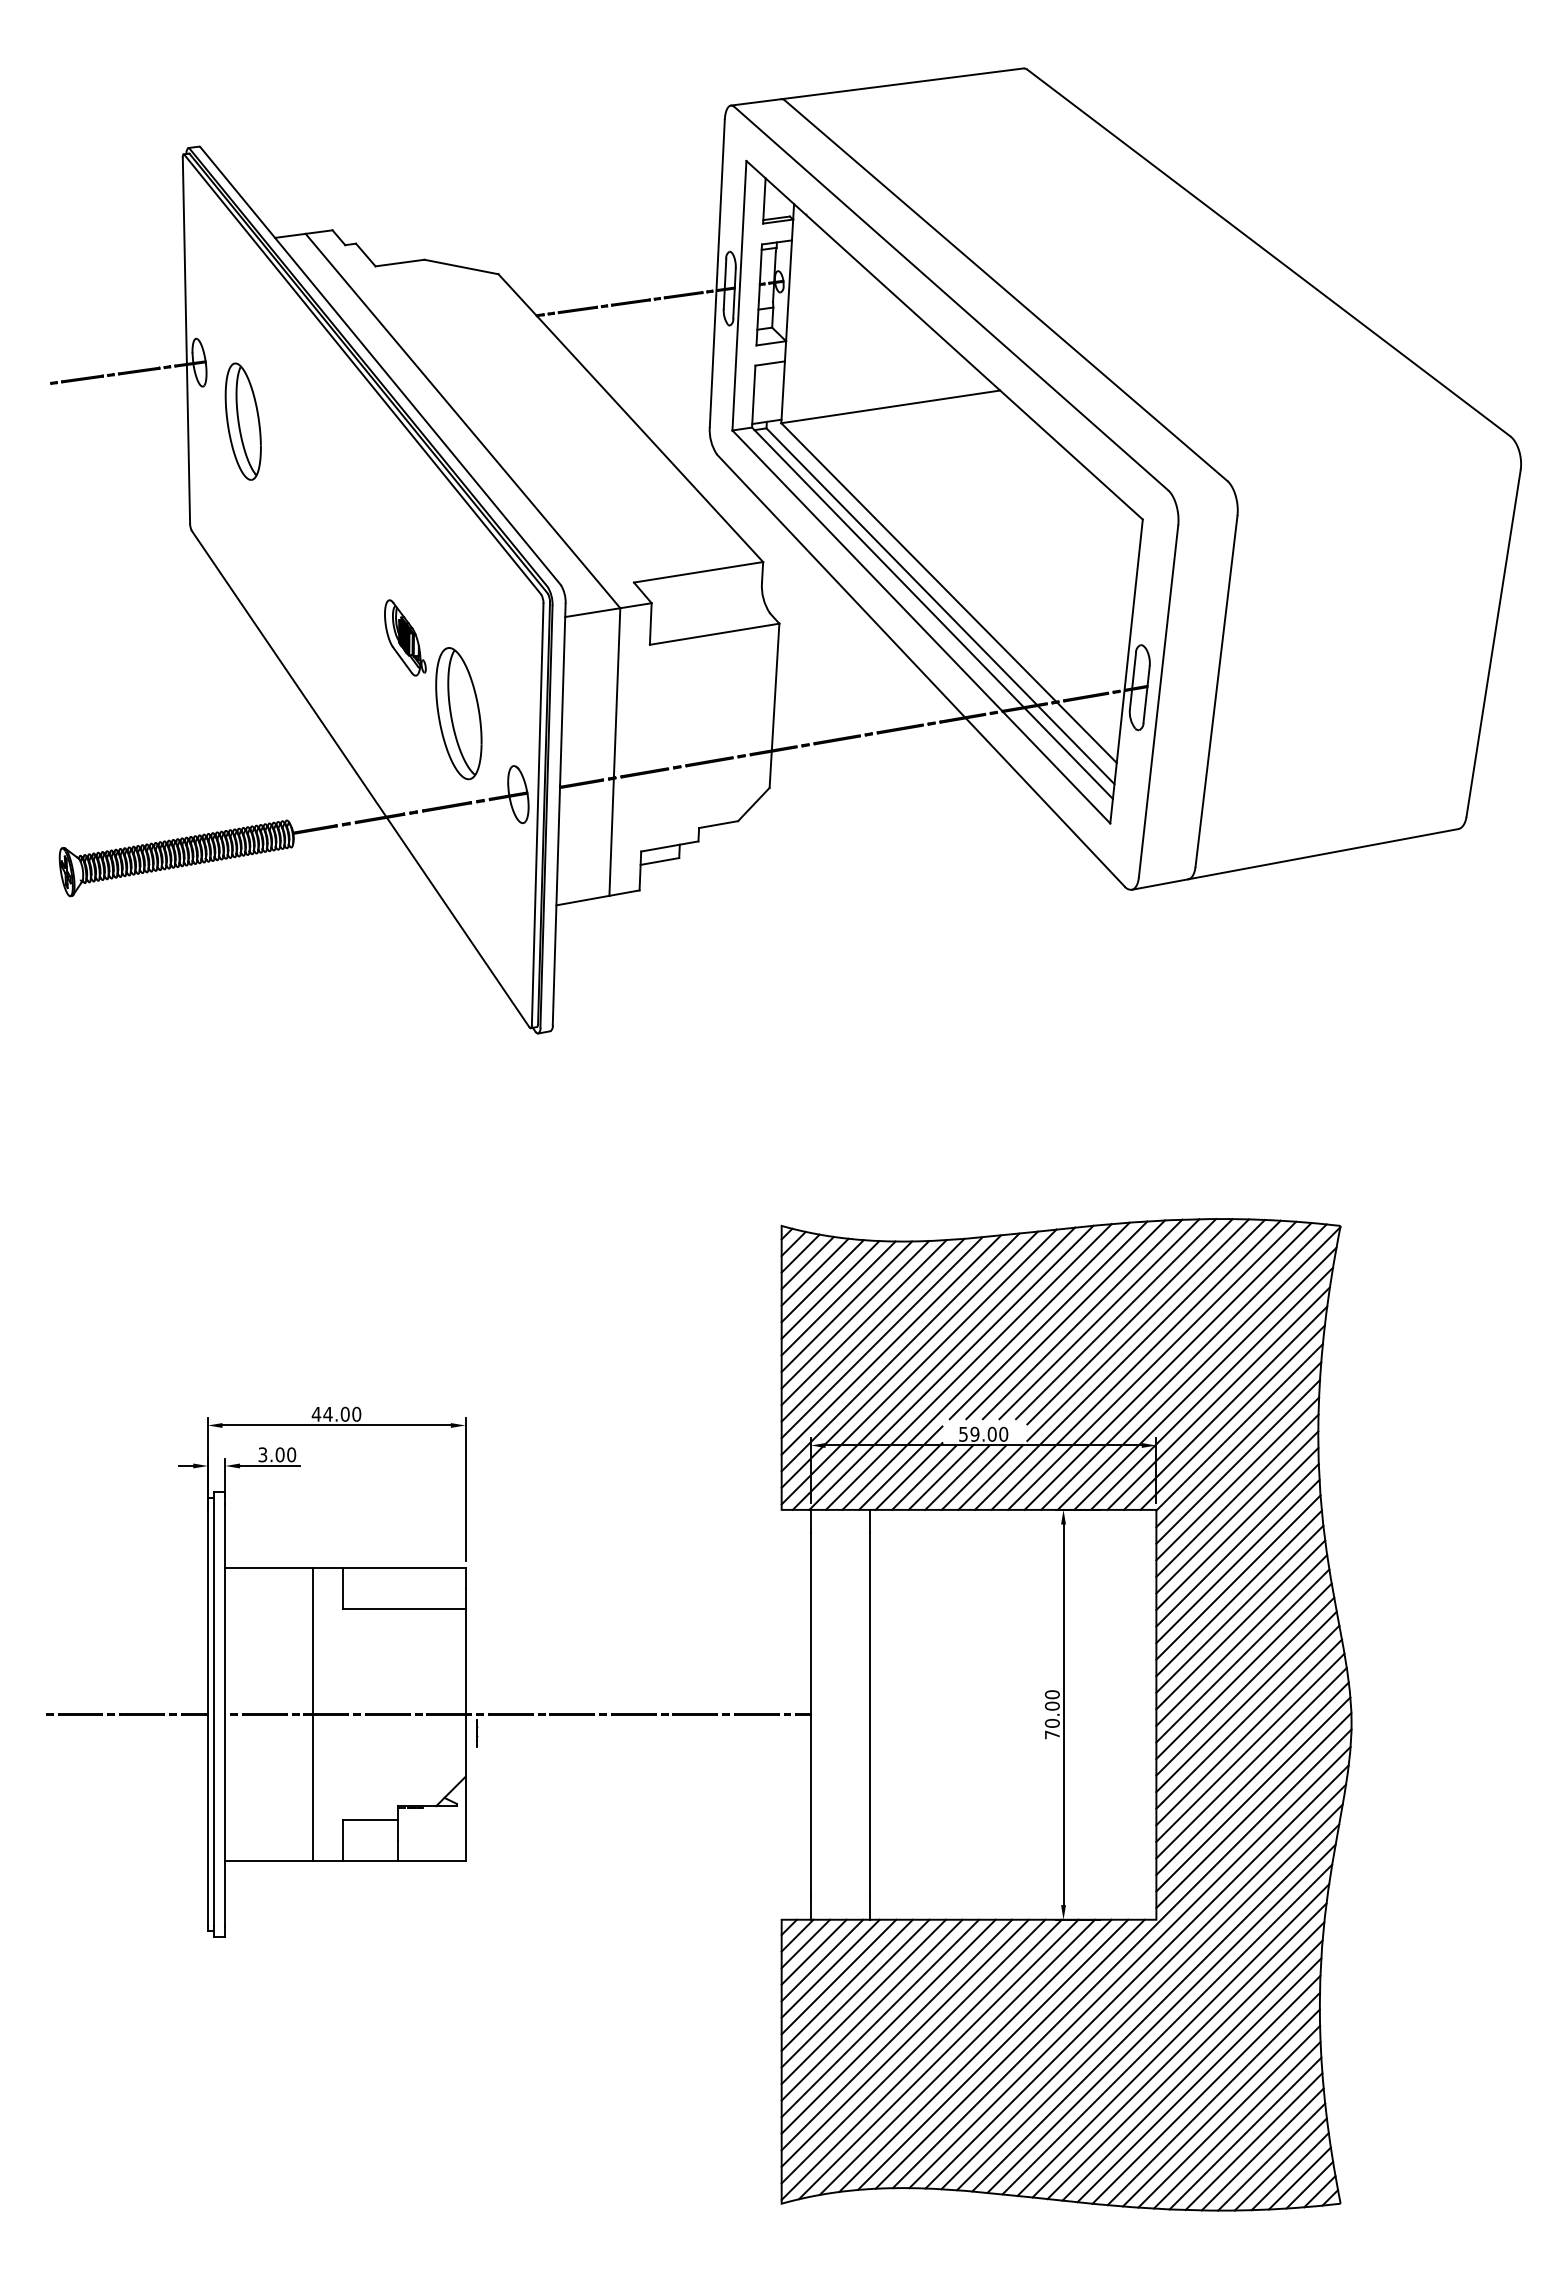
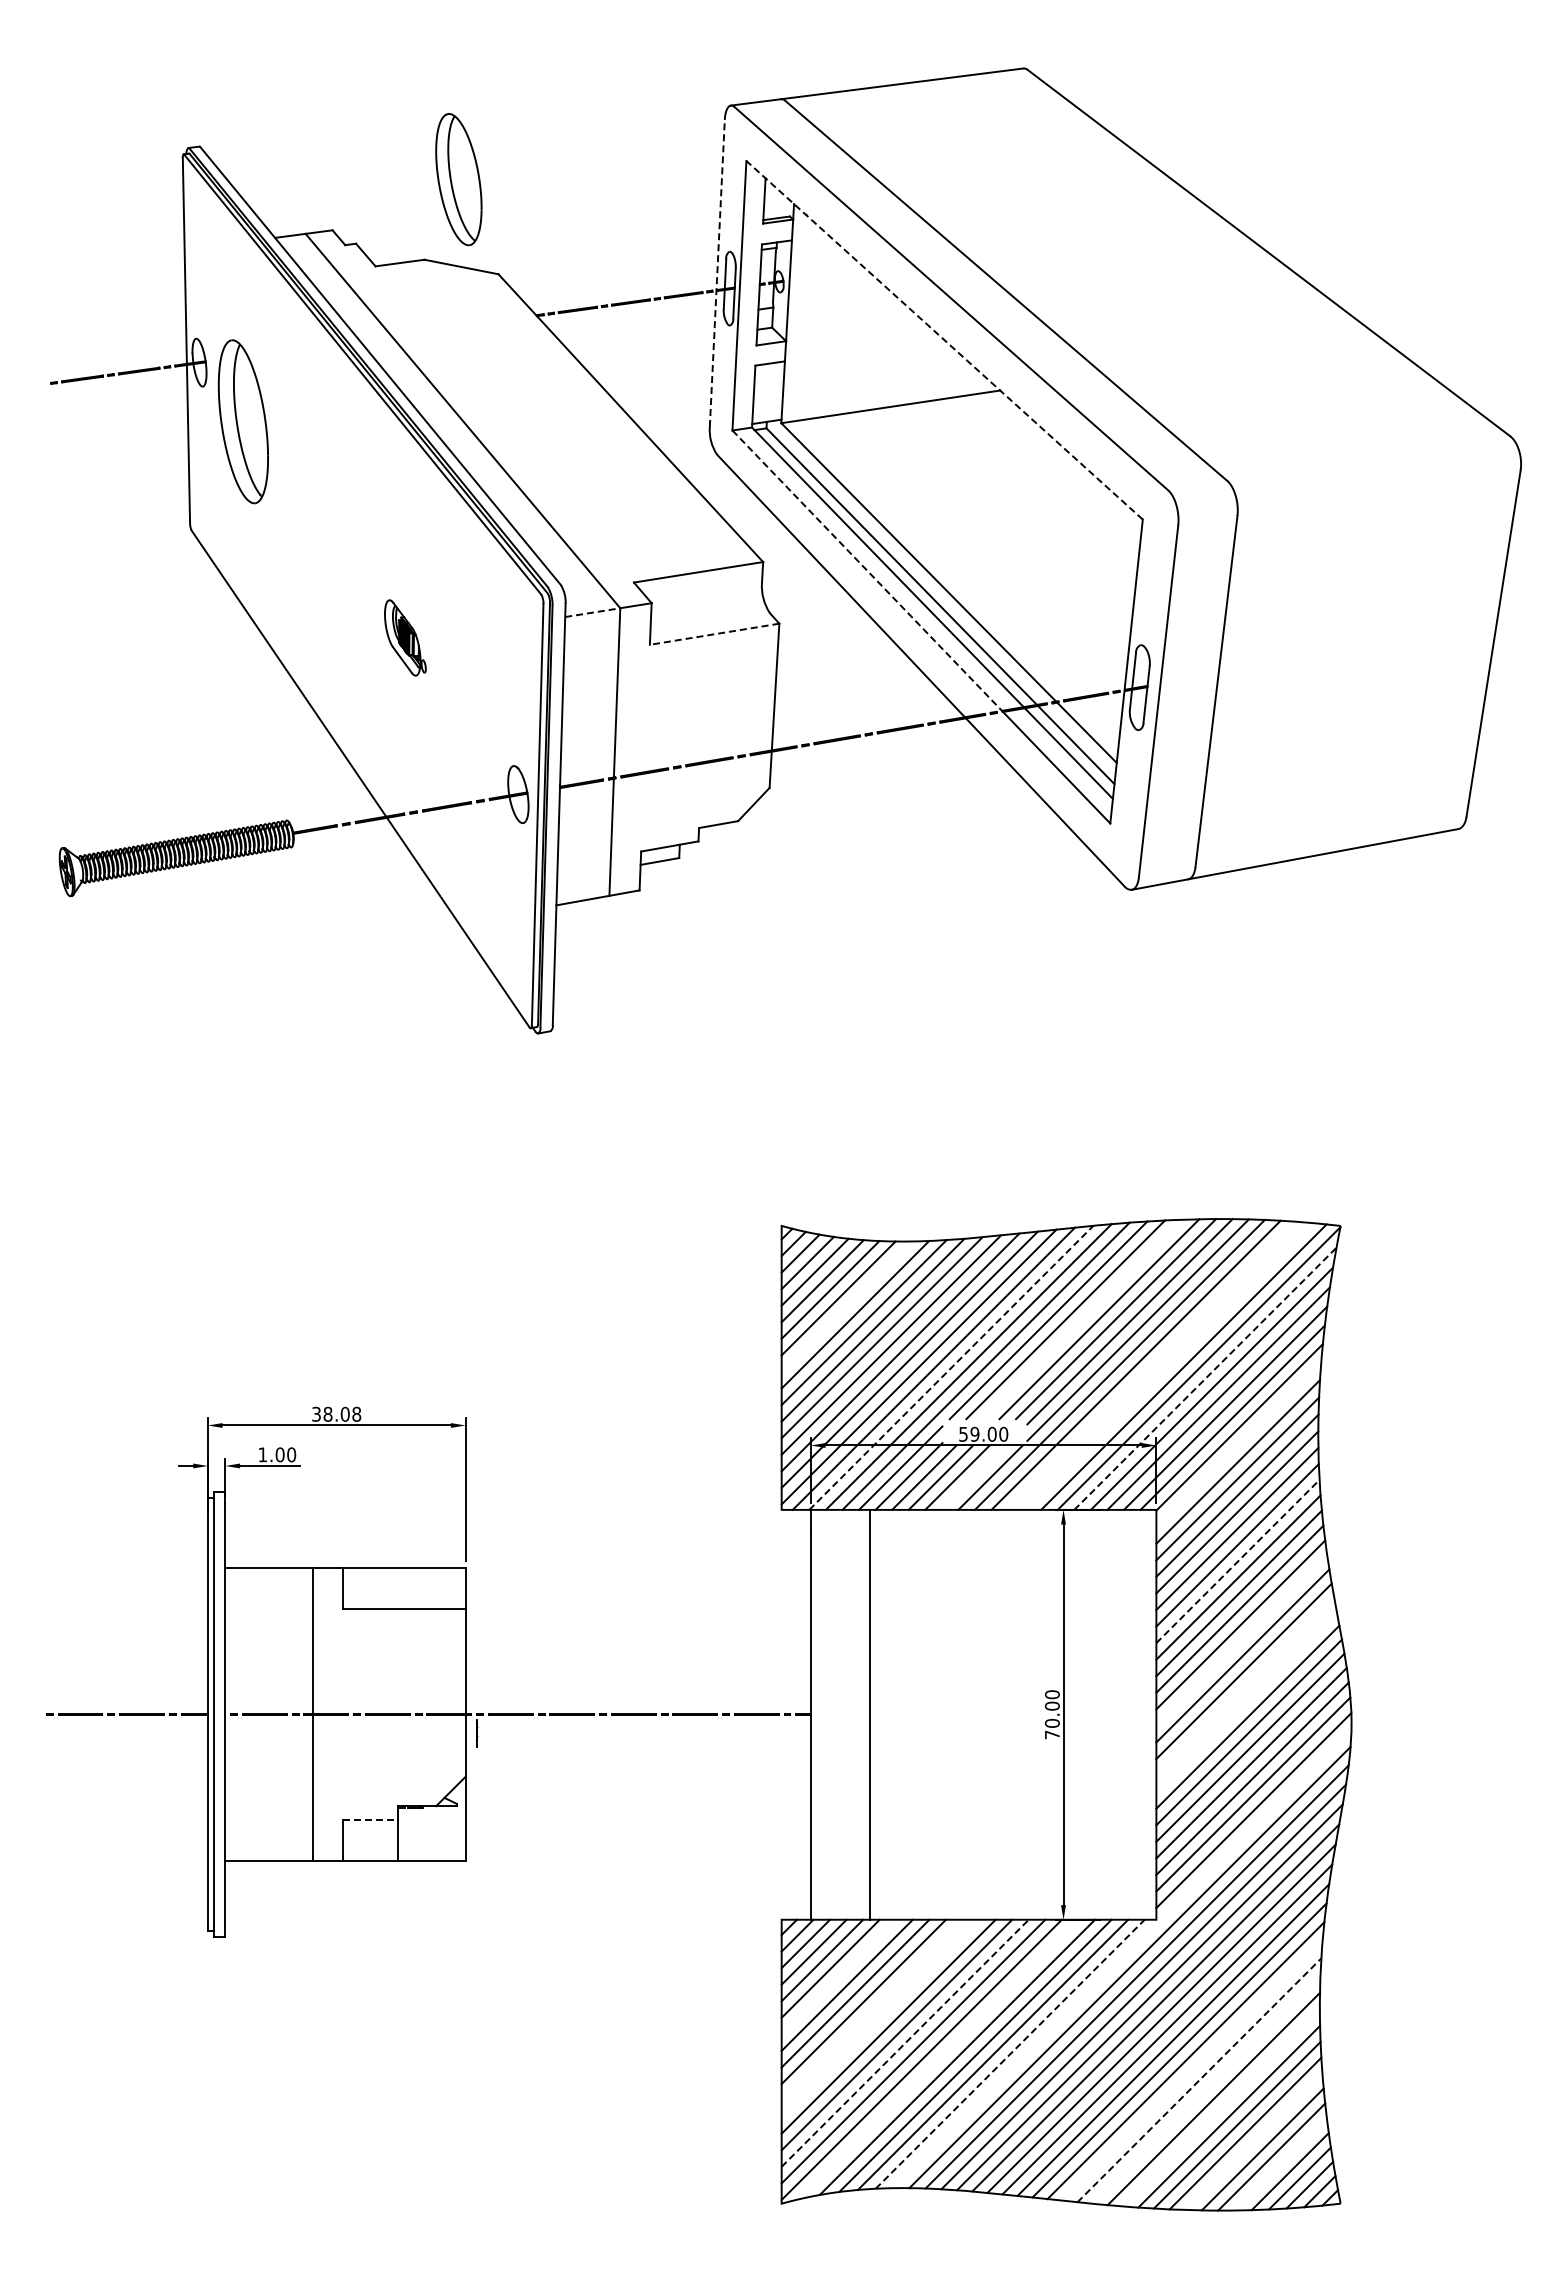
line: solid -> dashed (717, 273)
line: solid -> dashed (944, 339)
part size: 38x119 px -> 52x166 px (242, 421)
line: solid -> dashed (867, 570)
line: solid -> dashed (592, 612)
line: solid -> dashed (714, 634)
part position: (458, 713) -> (458, 179) (458, 179)
line: present -> none (846, 1306)
line: present -> none (1082, 1319)
line: present -> none (1152, 1365)
line: present -> none (1167, 1365)
line: solid -> dashed (951, 1367)
line: solid -> dashed (1205, 1378)
text: 44.00 -> 38.08 (336, 1413)
line: present -> none (1238, 1444)
text: 3.00 -> 1.00 (262, 1454)
line: present -> none (973, 1477)
line: solid -> dashed (1238, 1561)
line: present -> none (1241, 1640)
line: present -> none (1245, 1686)
line: present -> none (1246, 1701)
line: solid -> dashed (370, 1820)
line: present -> none (1121, 1958)
line: present -> none (838, 1976)
line: present -> none (871, 2009)
line: present -> none (880, 2018)
line: solid -> dashed (905, 2043)
line: solid -> dashed (1010, 2053)
line: present -> none (938, 2059)
line: present -> none (1192, 2070)
line: solid -> dashed (1199, 2080)
line: present -> none (1206, 2089)
line: present -> none (1220, 2107)
line: present -> none (1253, 2141)
line: present -> none (1280, 2164)
